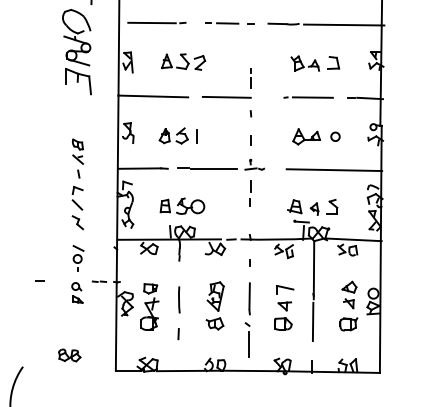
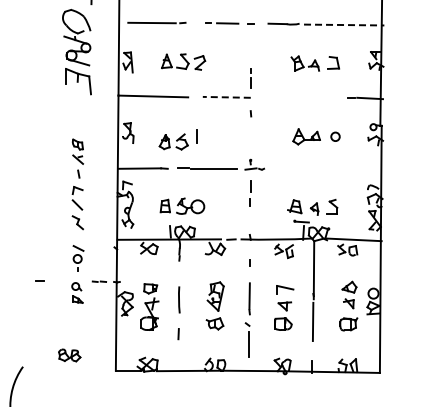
line: solid -> dashed (344, 25)
line: solid -> dashed (226, 97)
line: present -> none (308, 97)
part position: (173, 135) -> (173, 141) (173, 141)
line: present -> none (250, 140)
line: present -> none (334, 170)
